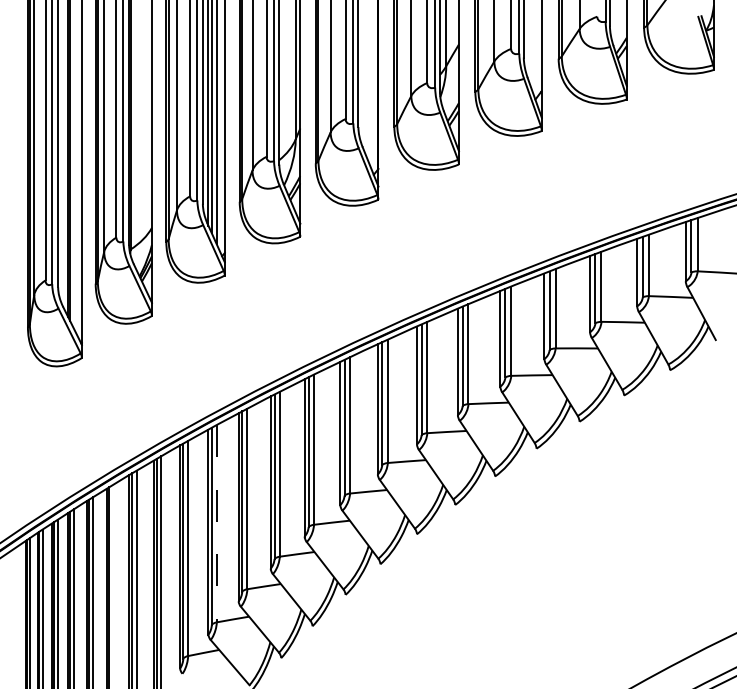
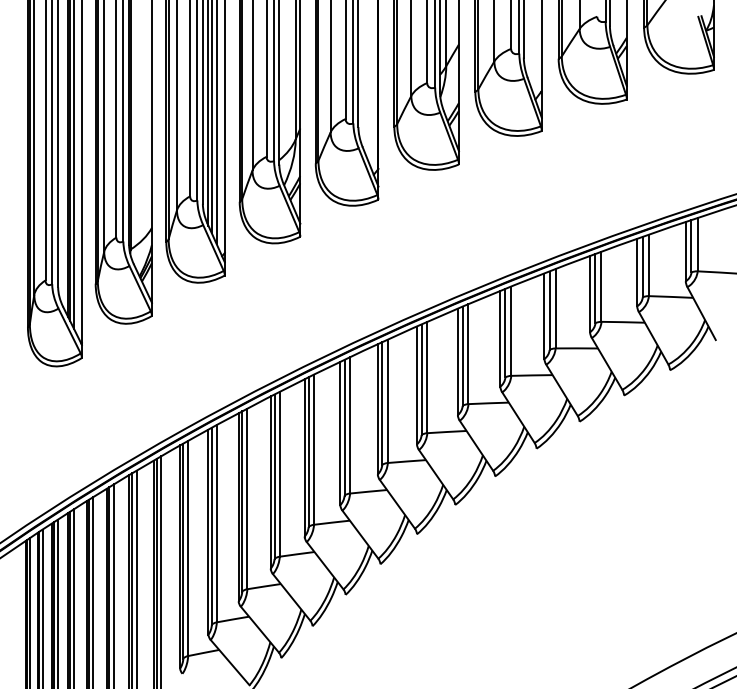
line: none -> present (74, 165)
line: dashed -> solid (216, 523)
line: none -> present (113, 584)
